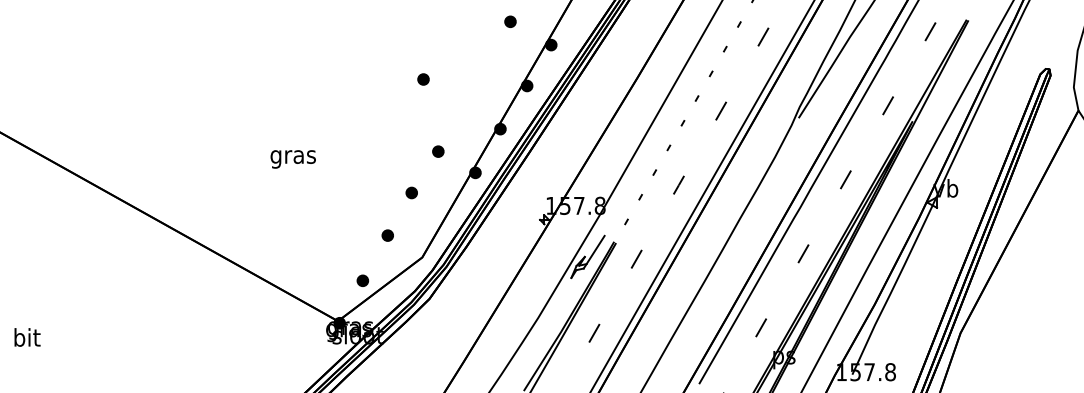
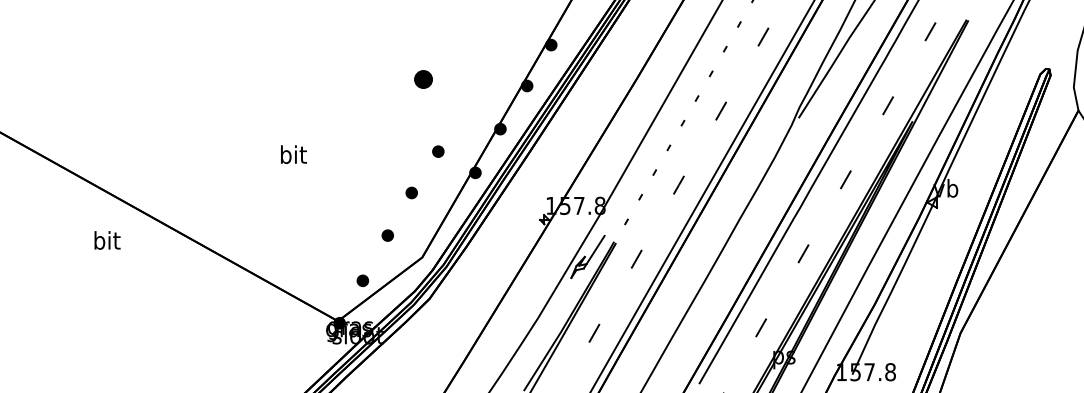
part: present -> none (510, 21)
part size: 13x13 px -> 19x19 px (423, 79)
text: gras -> bit (292, 156)
text position: (27, 337) -> (107, 240) (107, 240)
